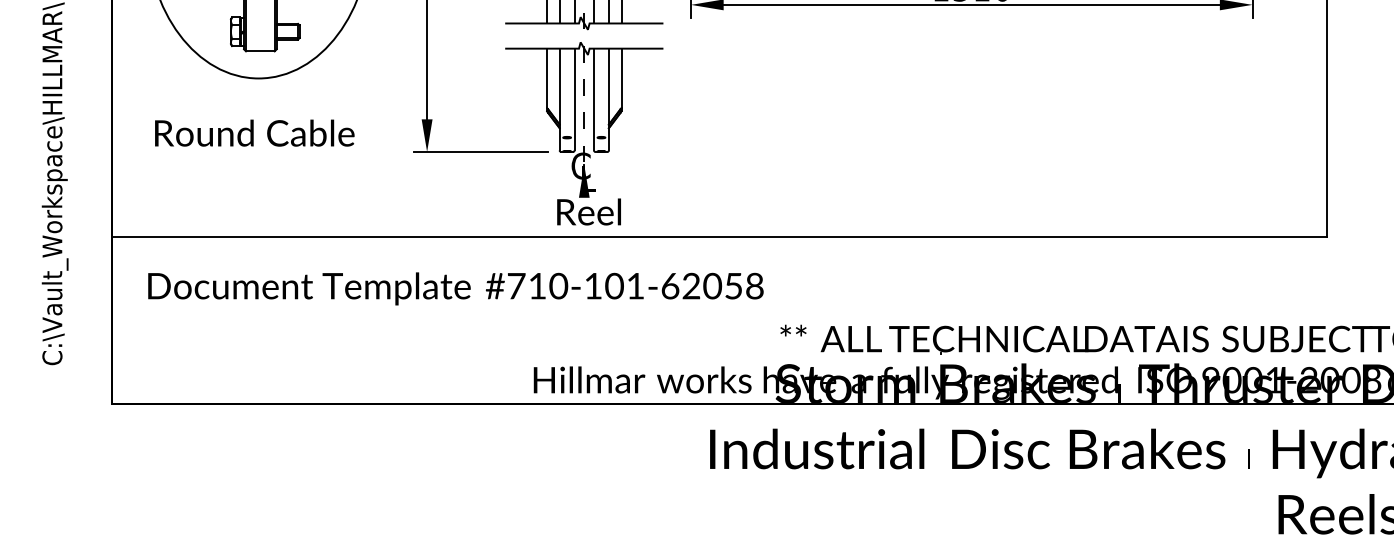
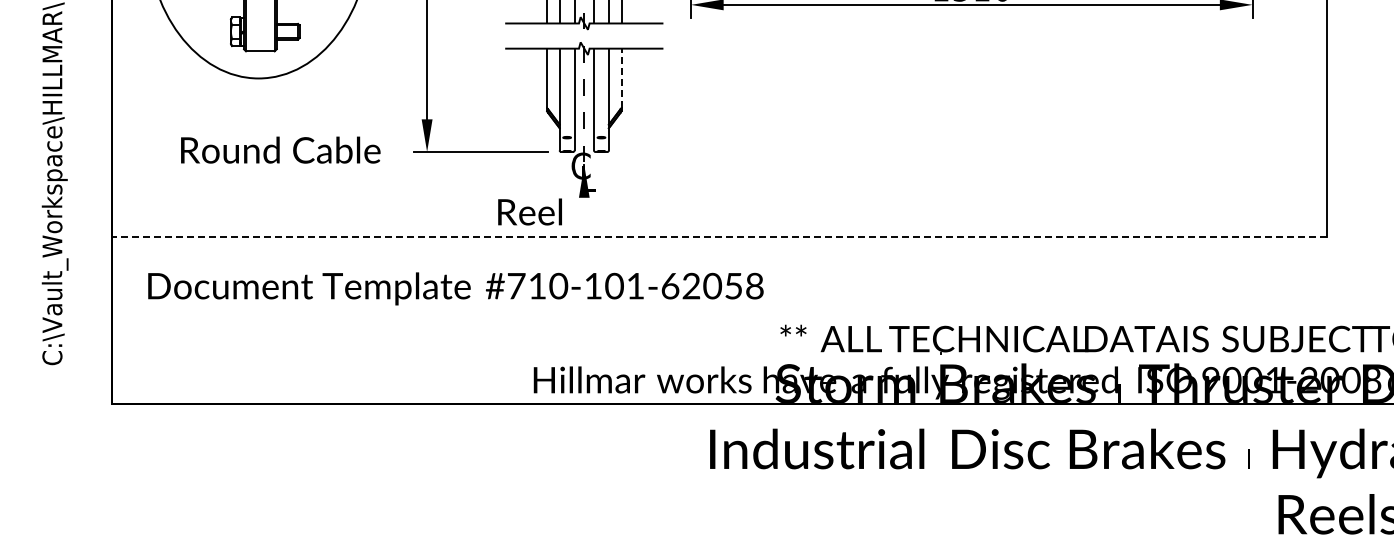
line: solid -> dashed (621, 78)
text position: (254, 132) -> (280, 149) (280, 149)
text position: (588, 211) -> (529, 211) (529, 211)
line: solid -> dashed (719, 237)
